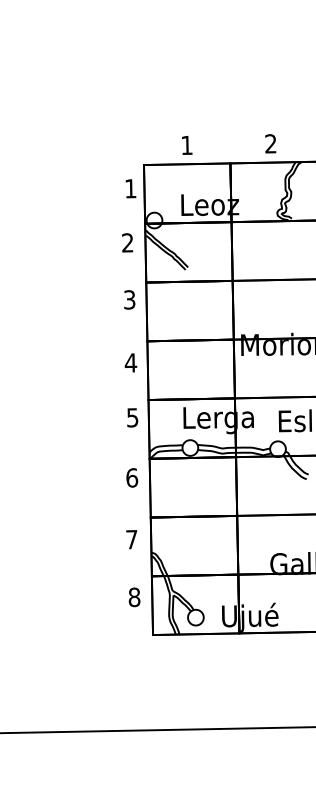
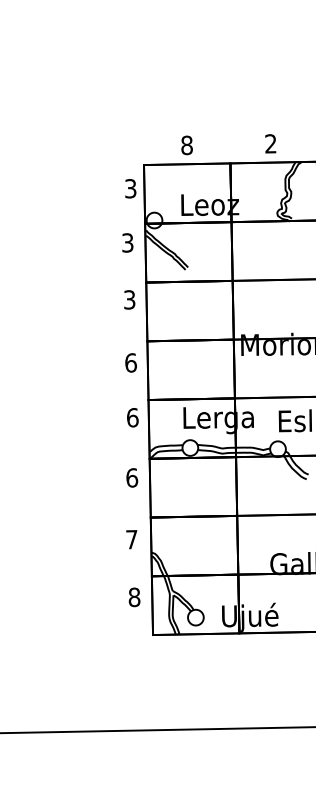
text: 1 -> 8 (186, 145)
text: 1 -> 3 (130, 188)
text: 2 -> 3 (127, 242)
text: 4 -> 6 (130, 362)
text: 5 -> 6 (132, 417)
